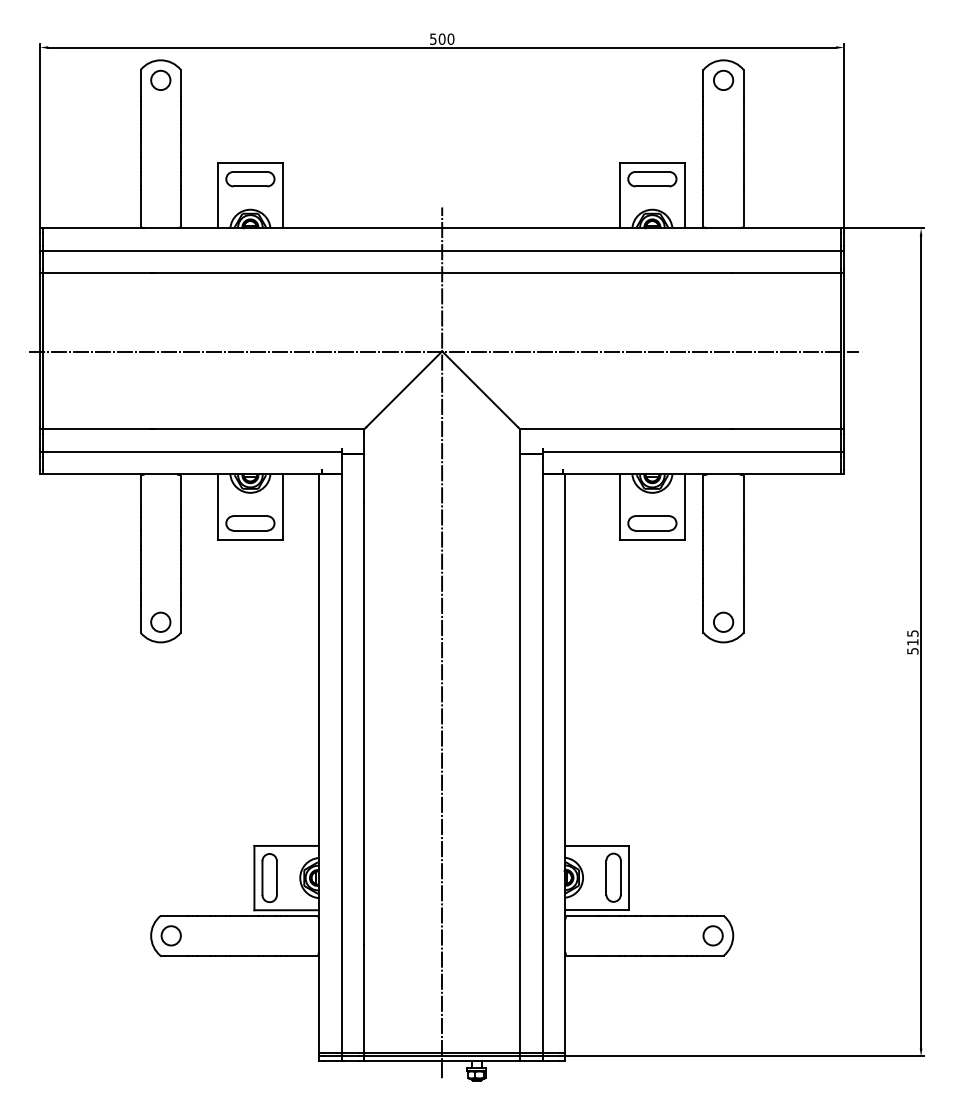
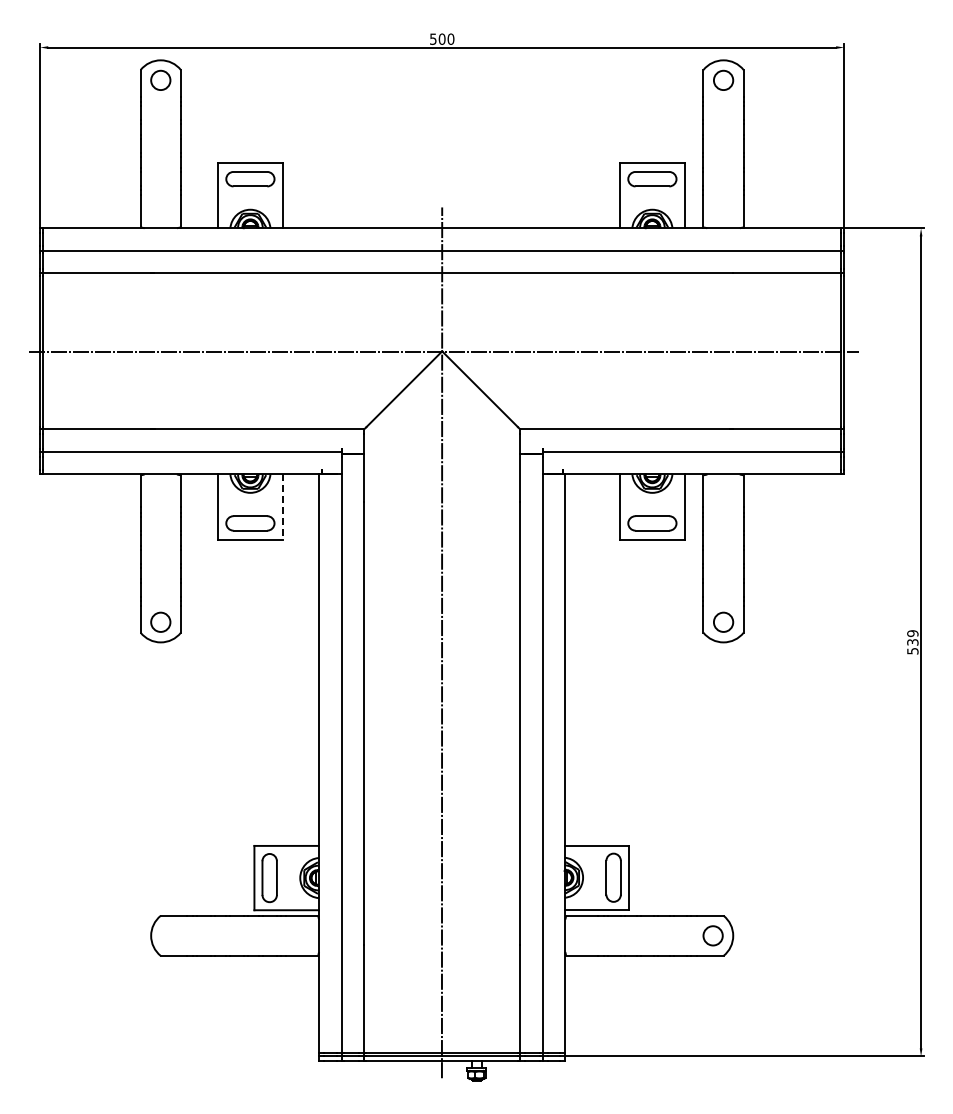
line: solid -> dashed (282, 506)
text: 515 -> 539 (912, 637)
circle: present -> none (170, 935)
